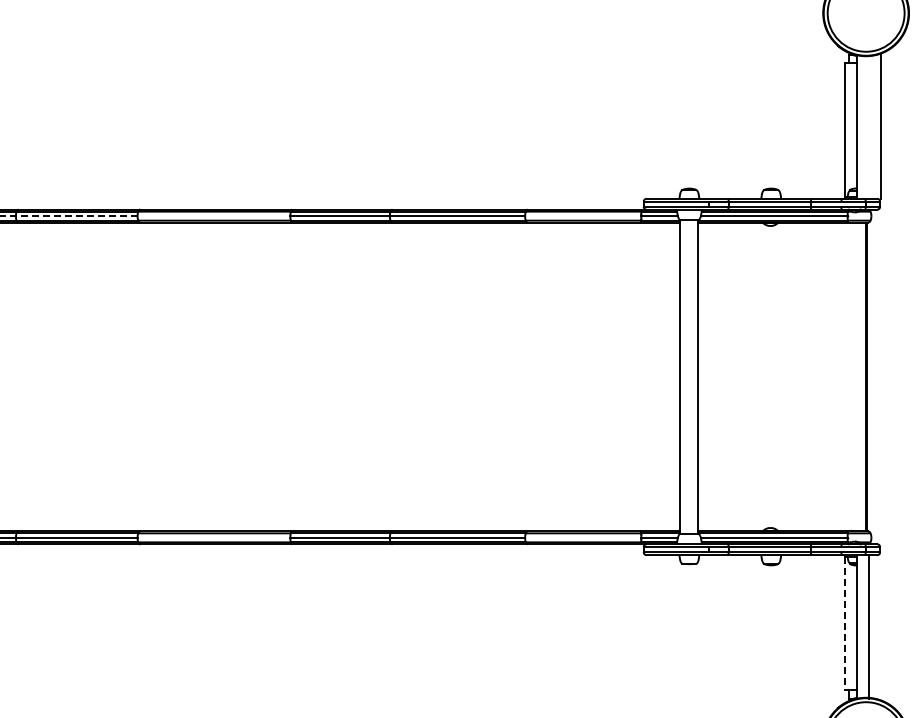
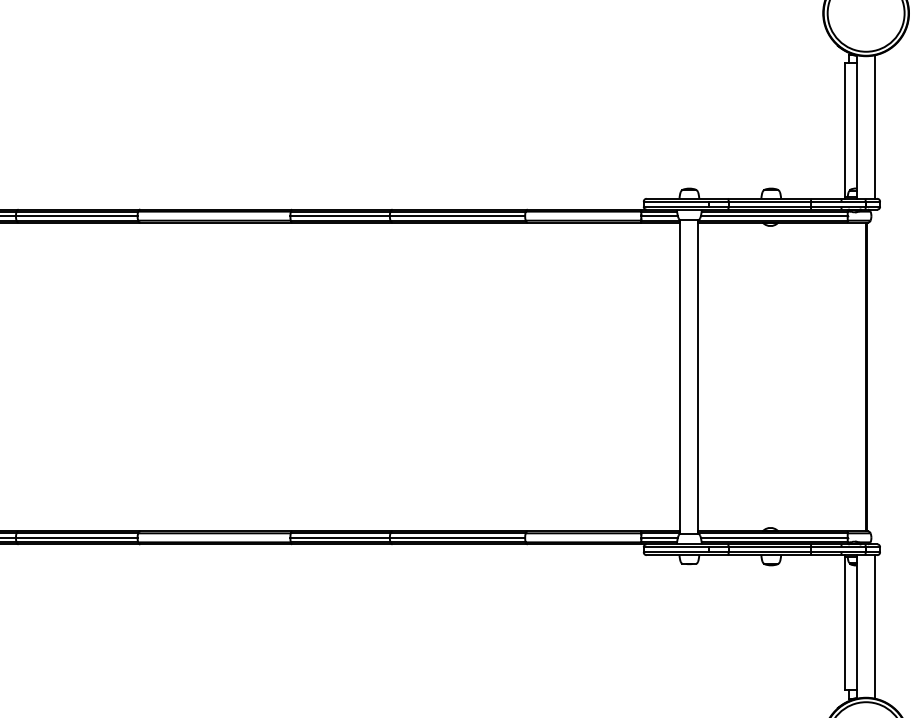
line position: (880, 126) -> (874, 126) (874, 126)
line: dashed -> solid (68, 216)
line: dashed -> solid (845, 623)
line position: (868, 626) -> (874, 626) (874, 626)
